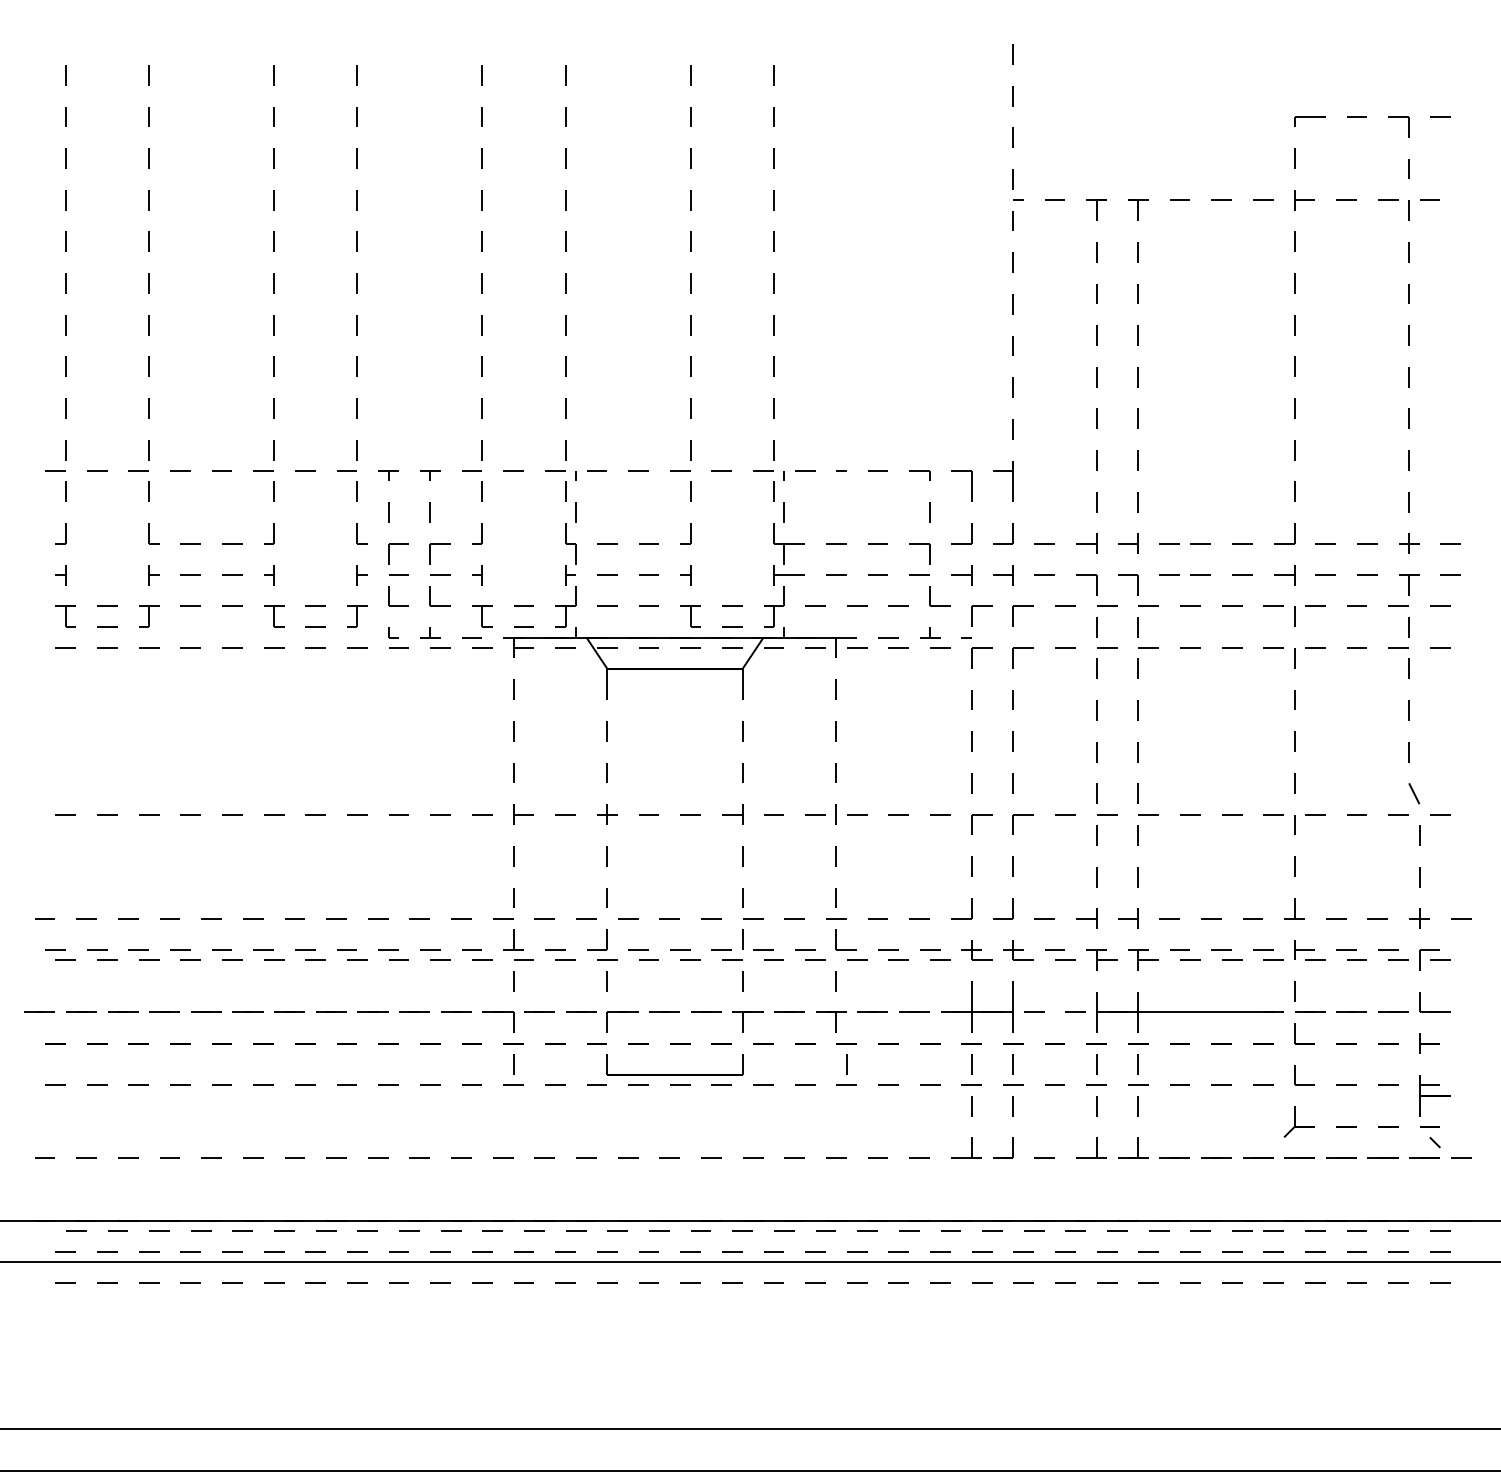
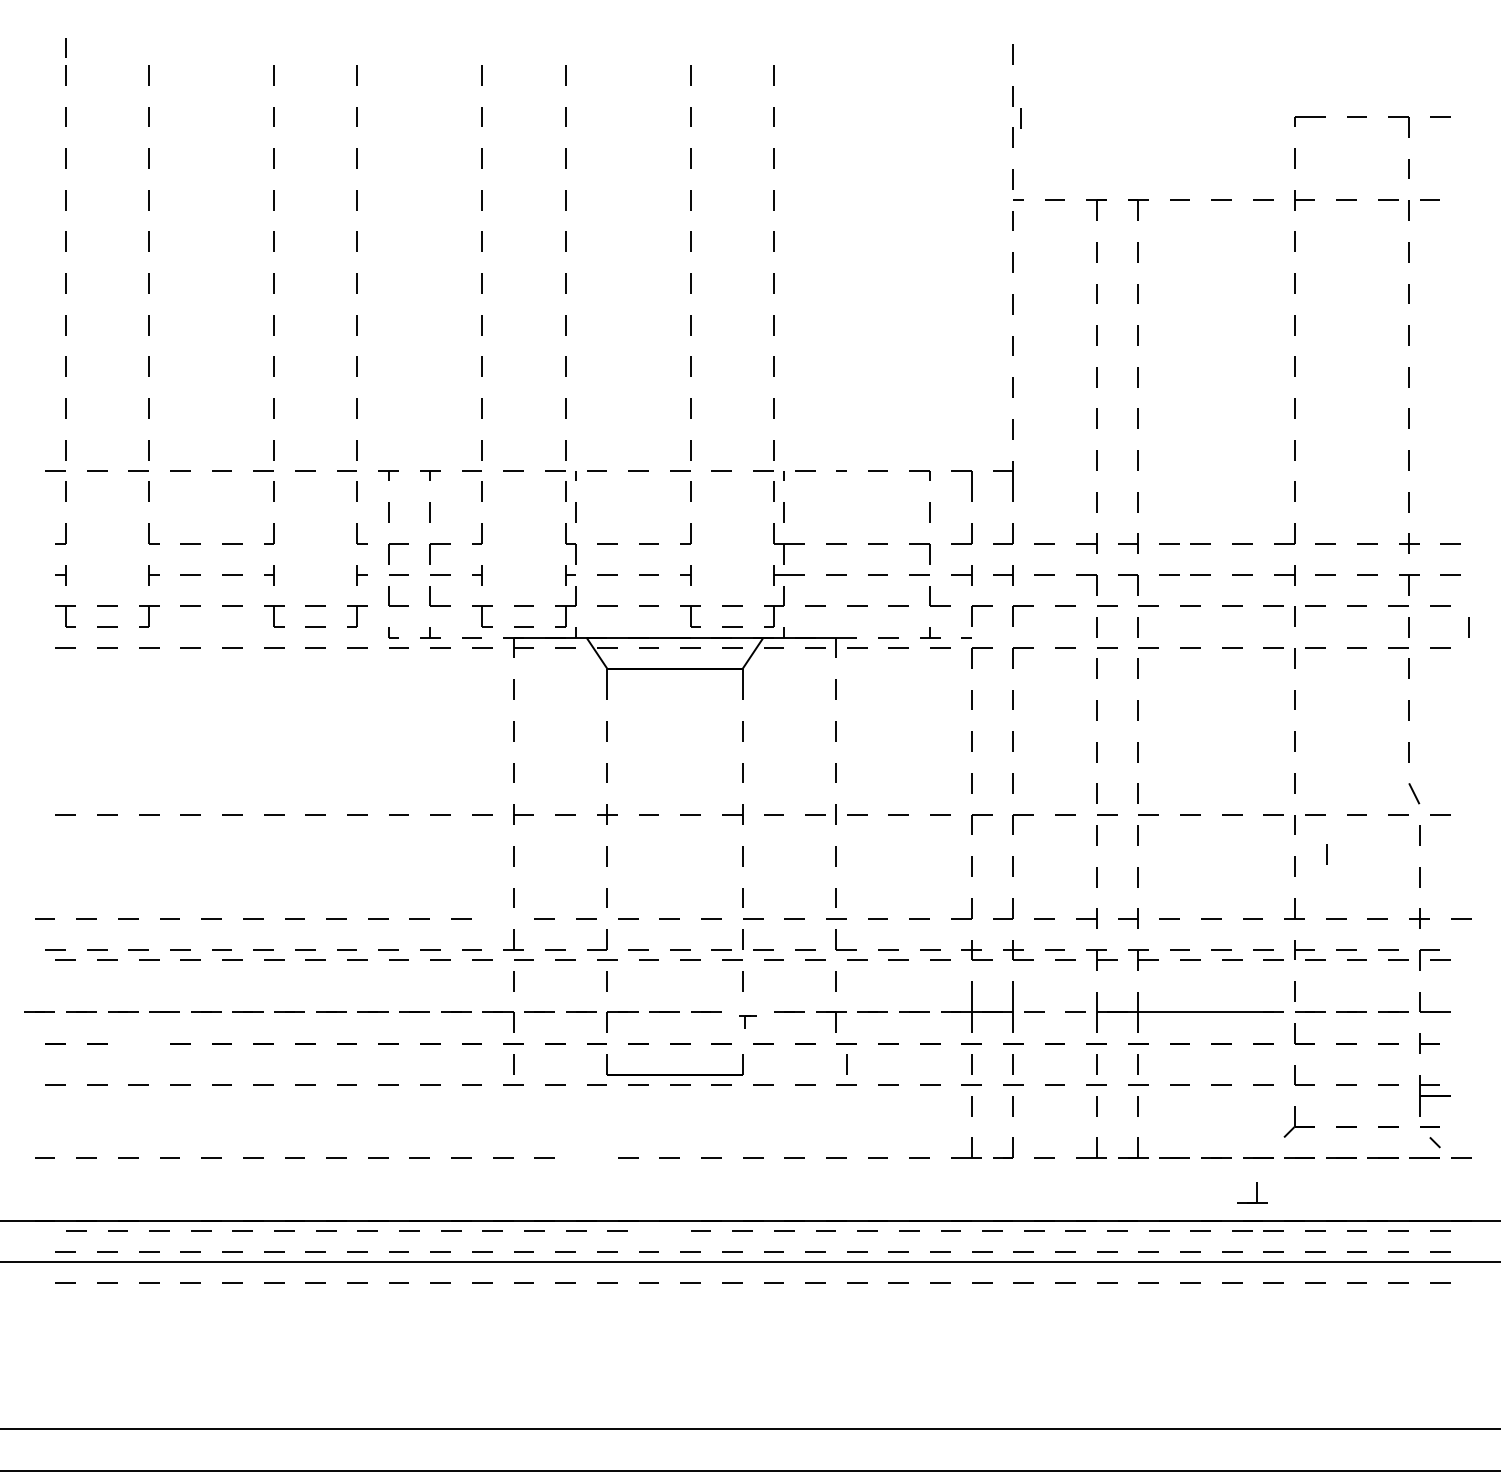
line: none -> present (65, 47)
line: none -> present (1020, 118)
line: none -> present (1468, 627)
line: none -> present (1326, 854)
line: present -> none (503, 918)
part size: 32x22 px -> 18x14 px (747, 1021)
line: present -> none (138, 1043)
line: present -> none (586, 1157)
part: none -> present (1252, 1192)
line: present -> none (659, 1230)
